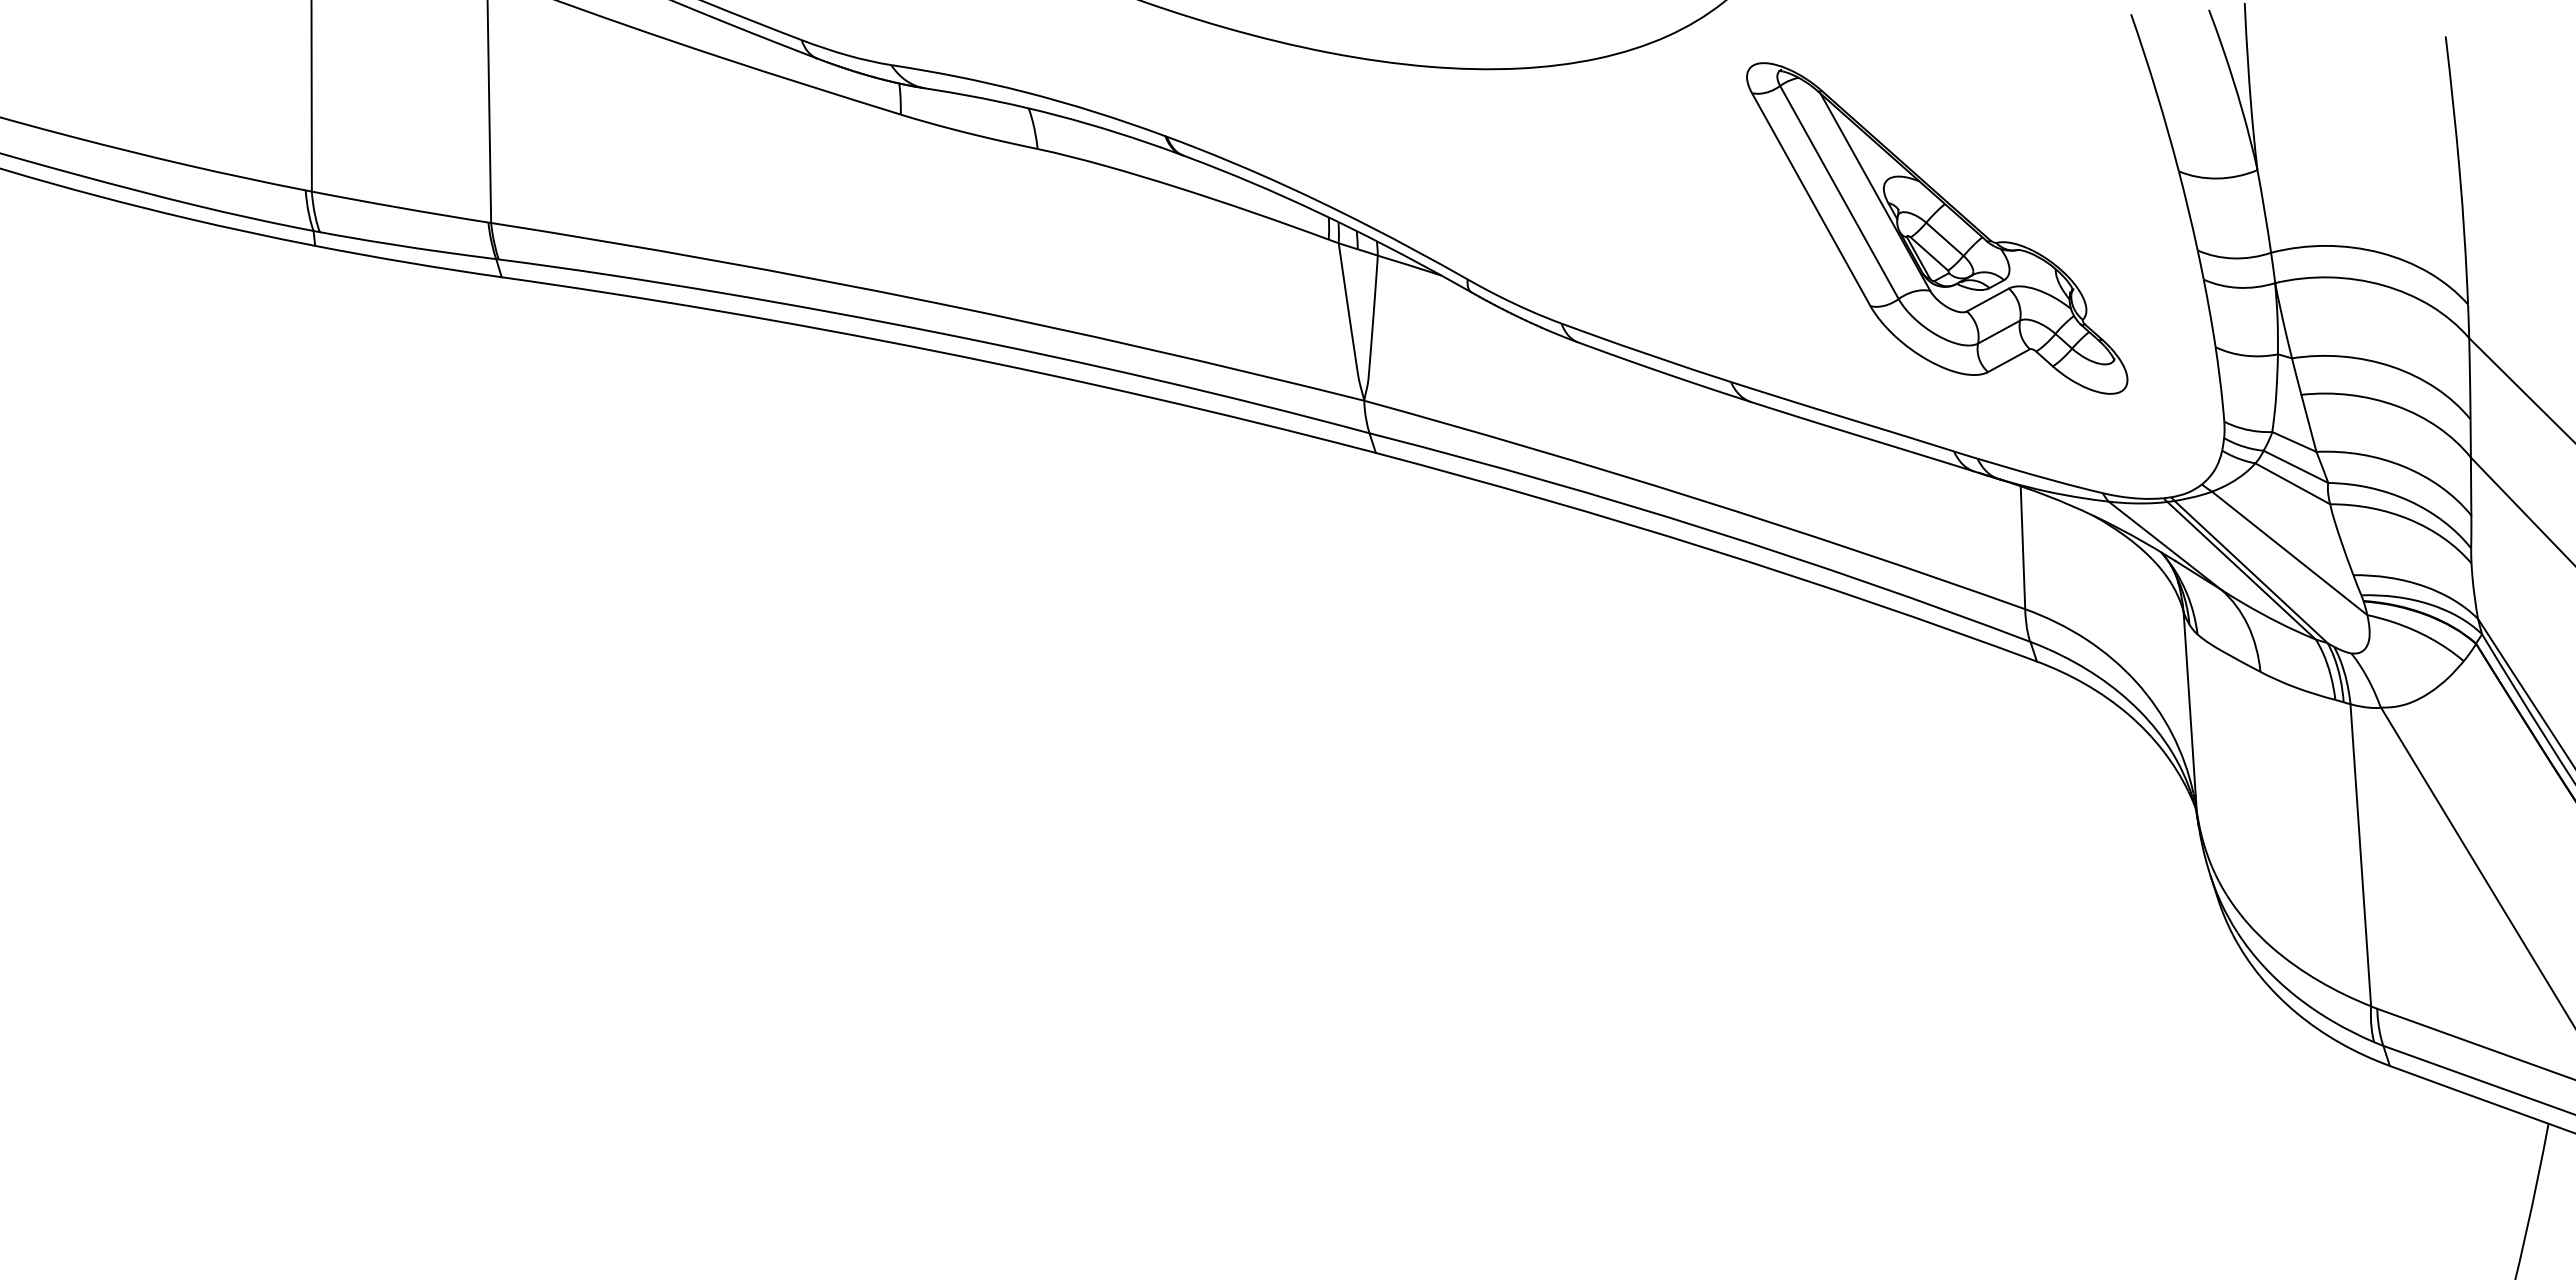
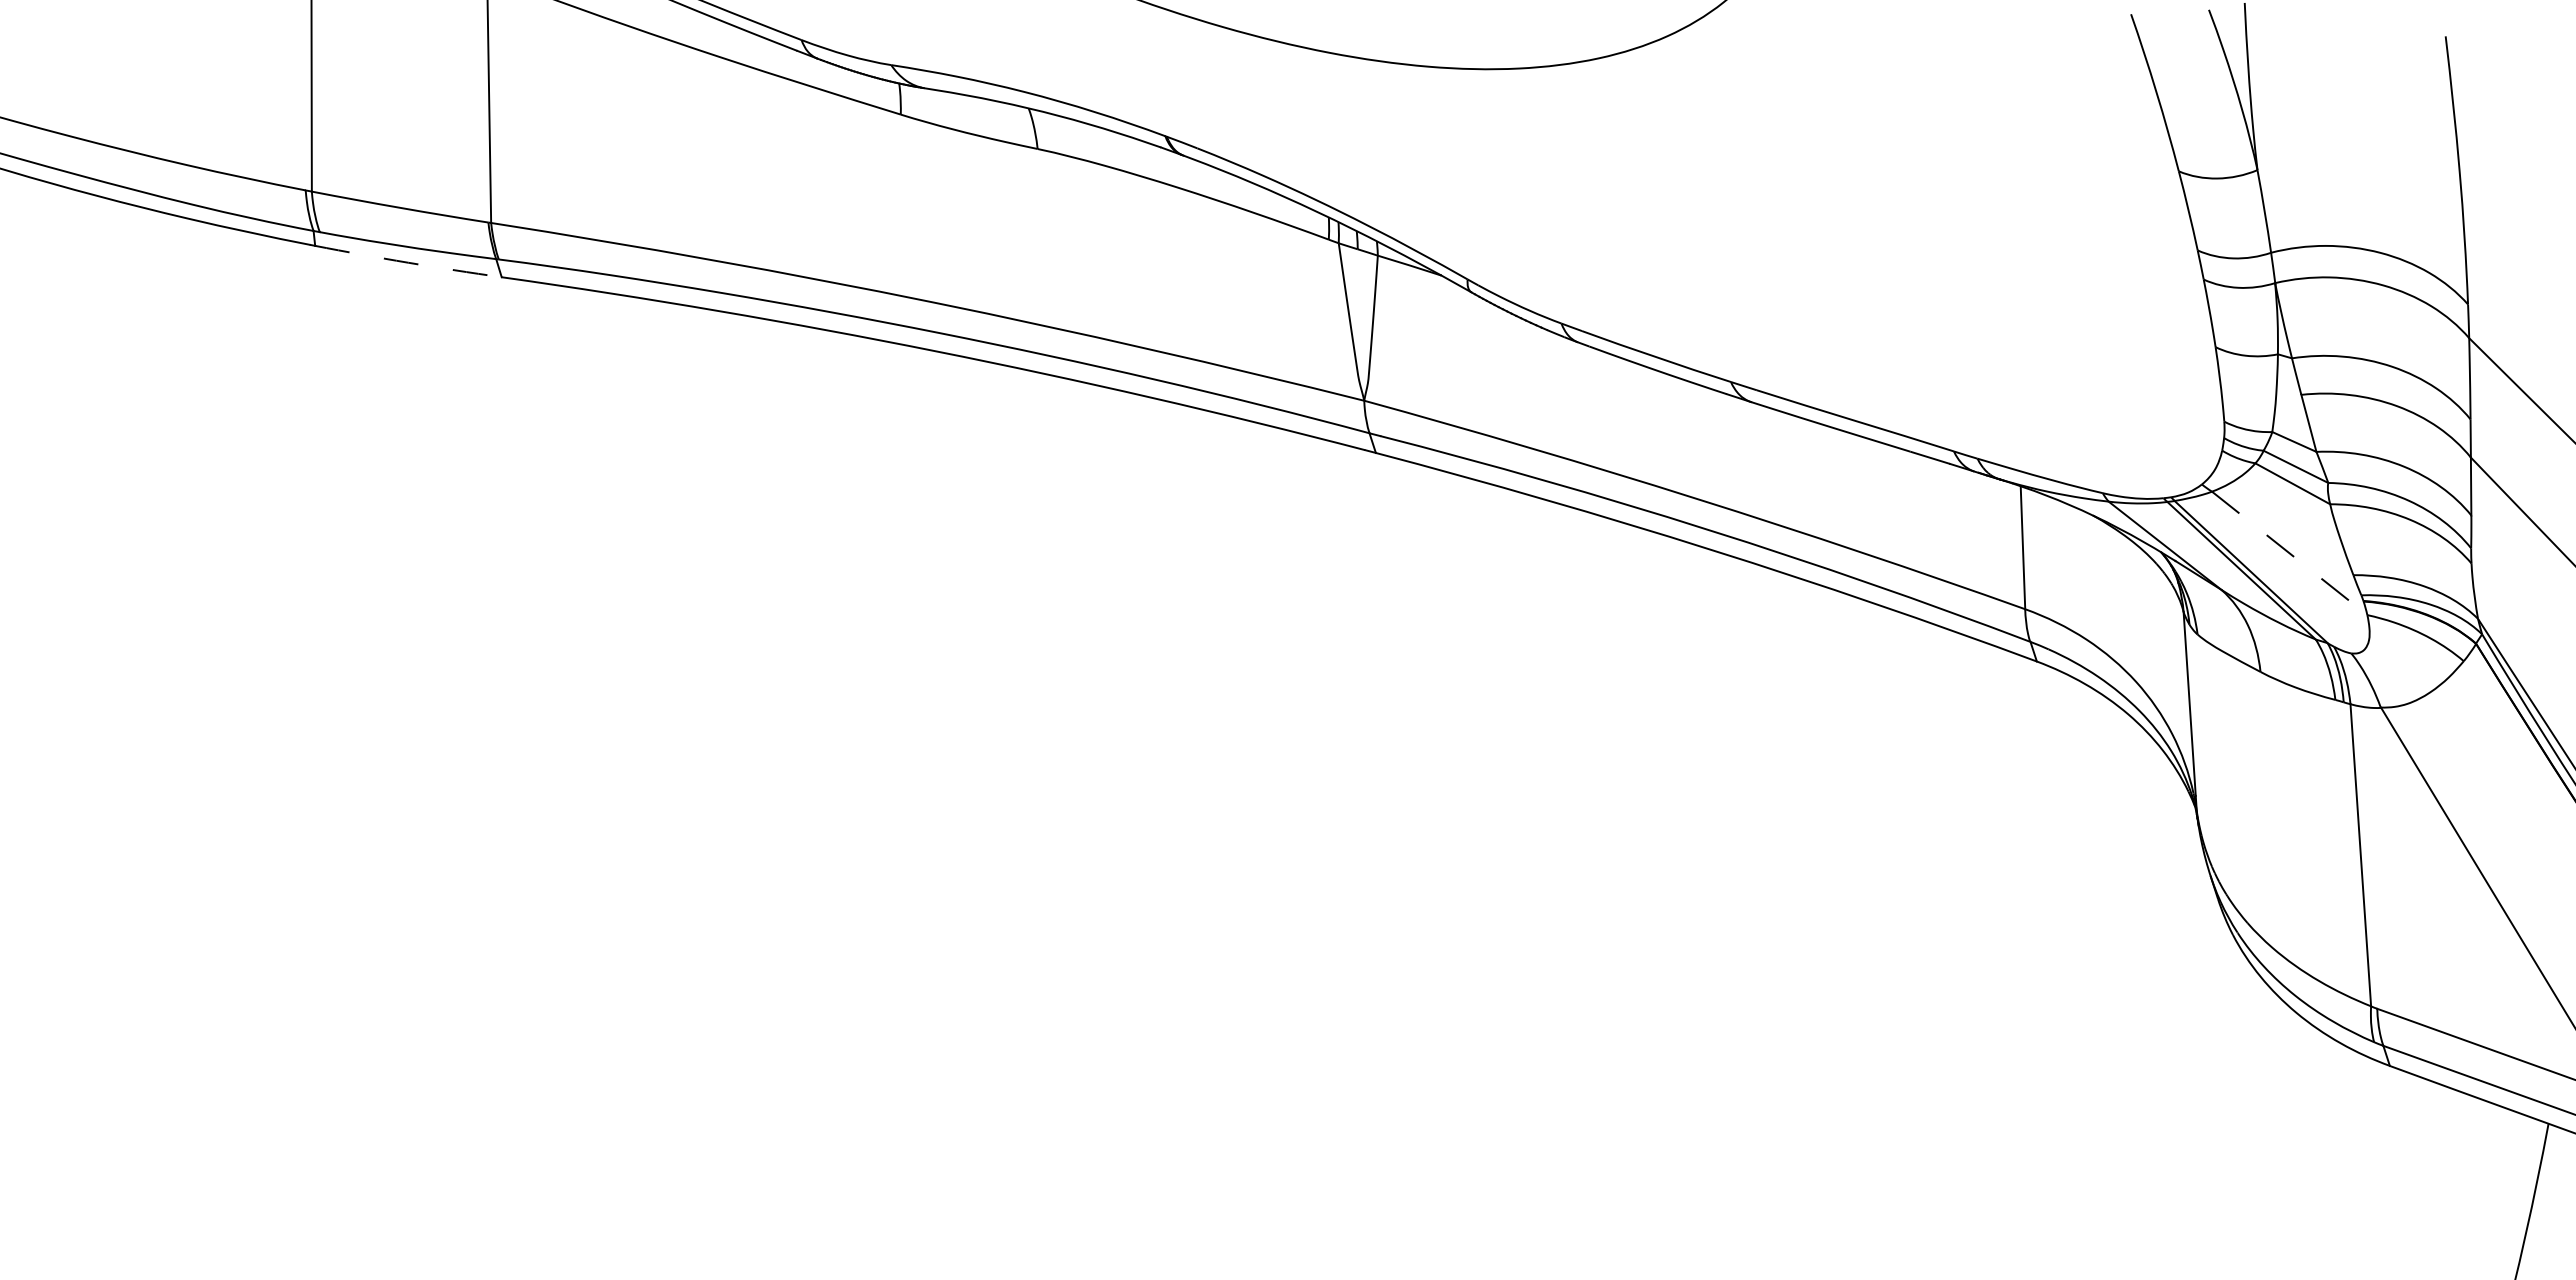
part: present -> none (1937, 228)
arc: solid -> dashed (408, 262)
line: solid -> dashed (2290, 553)
